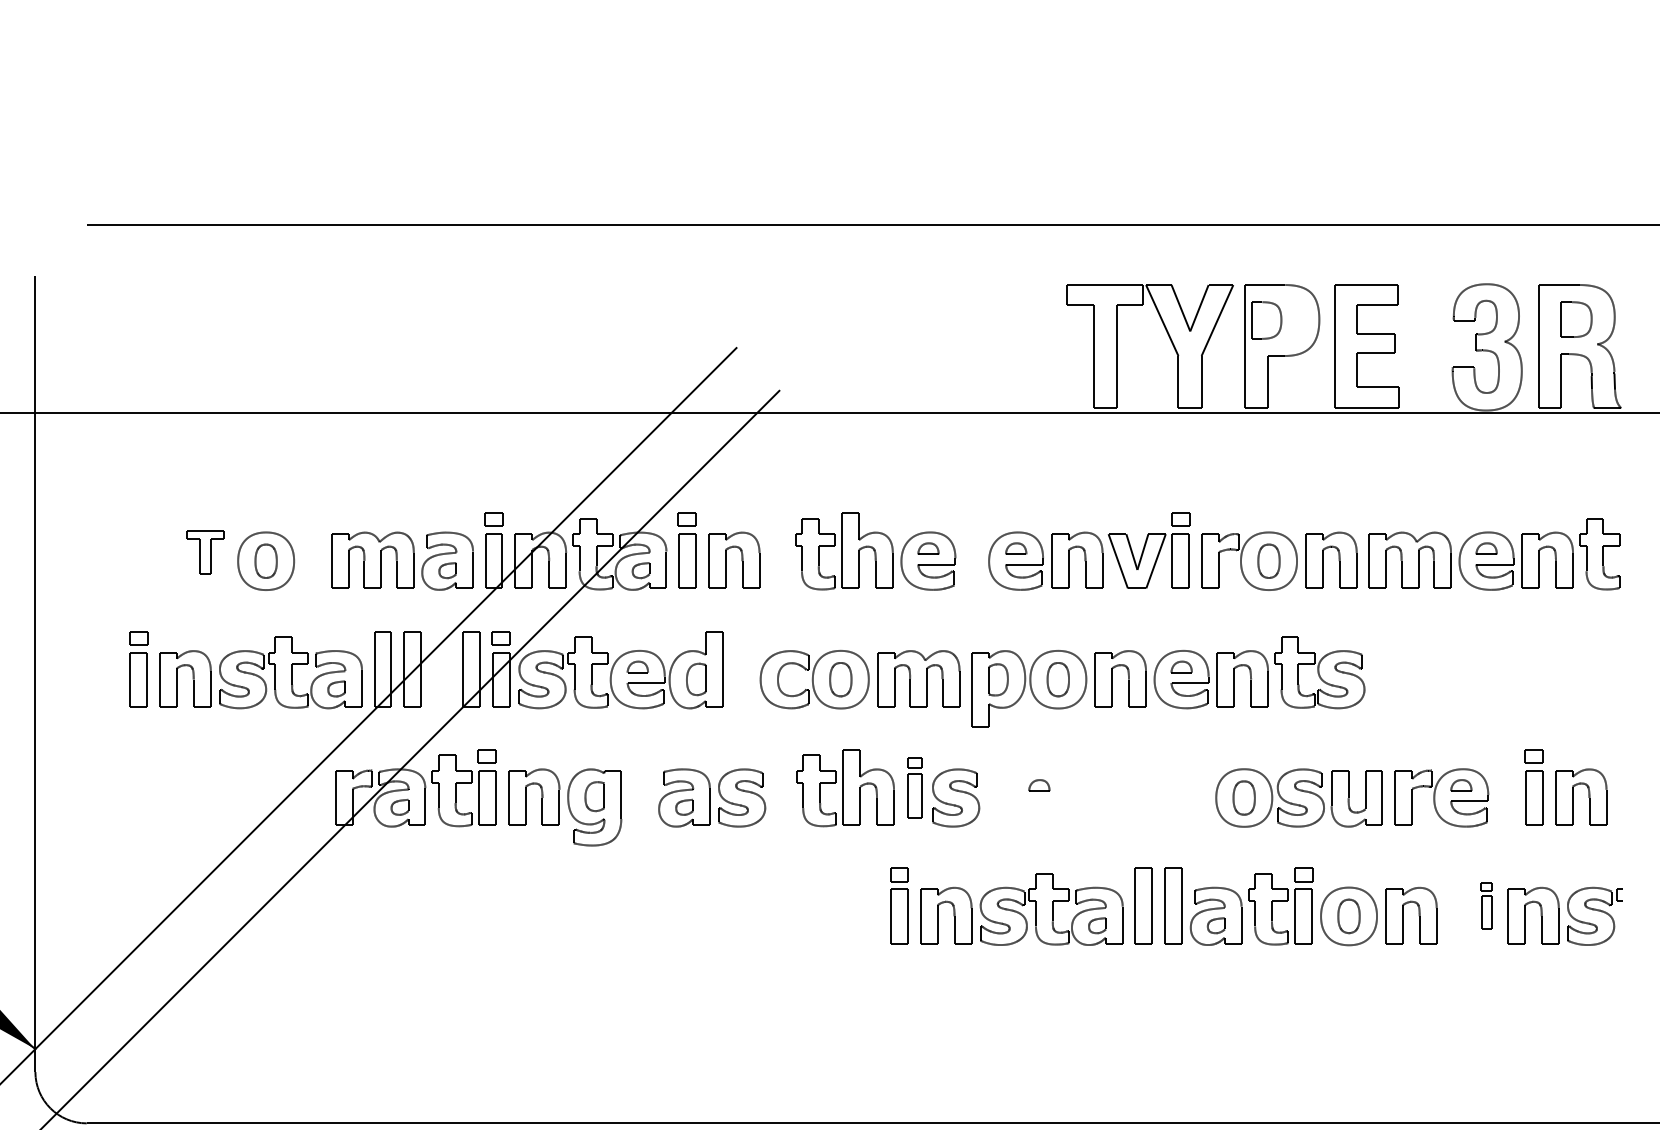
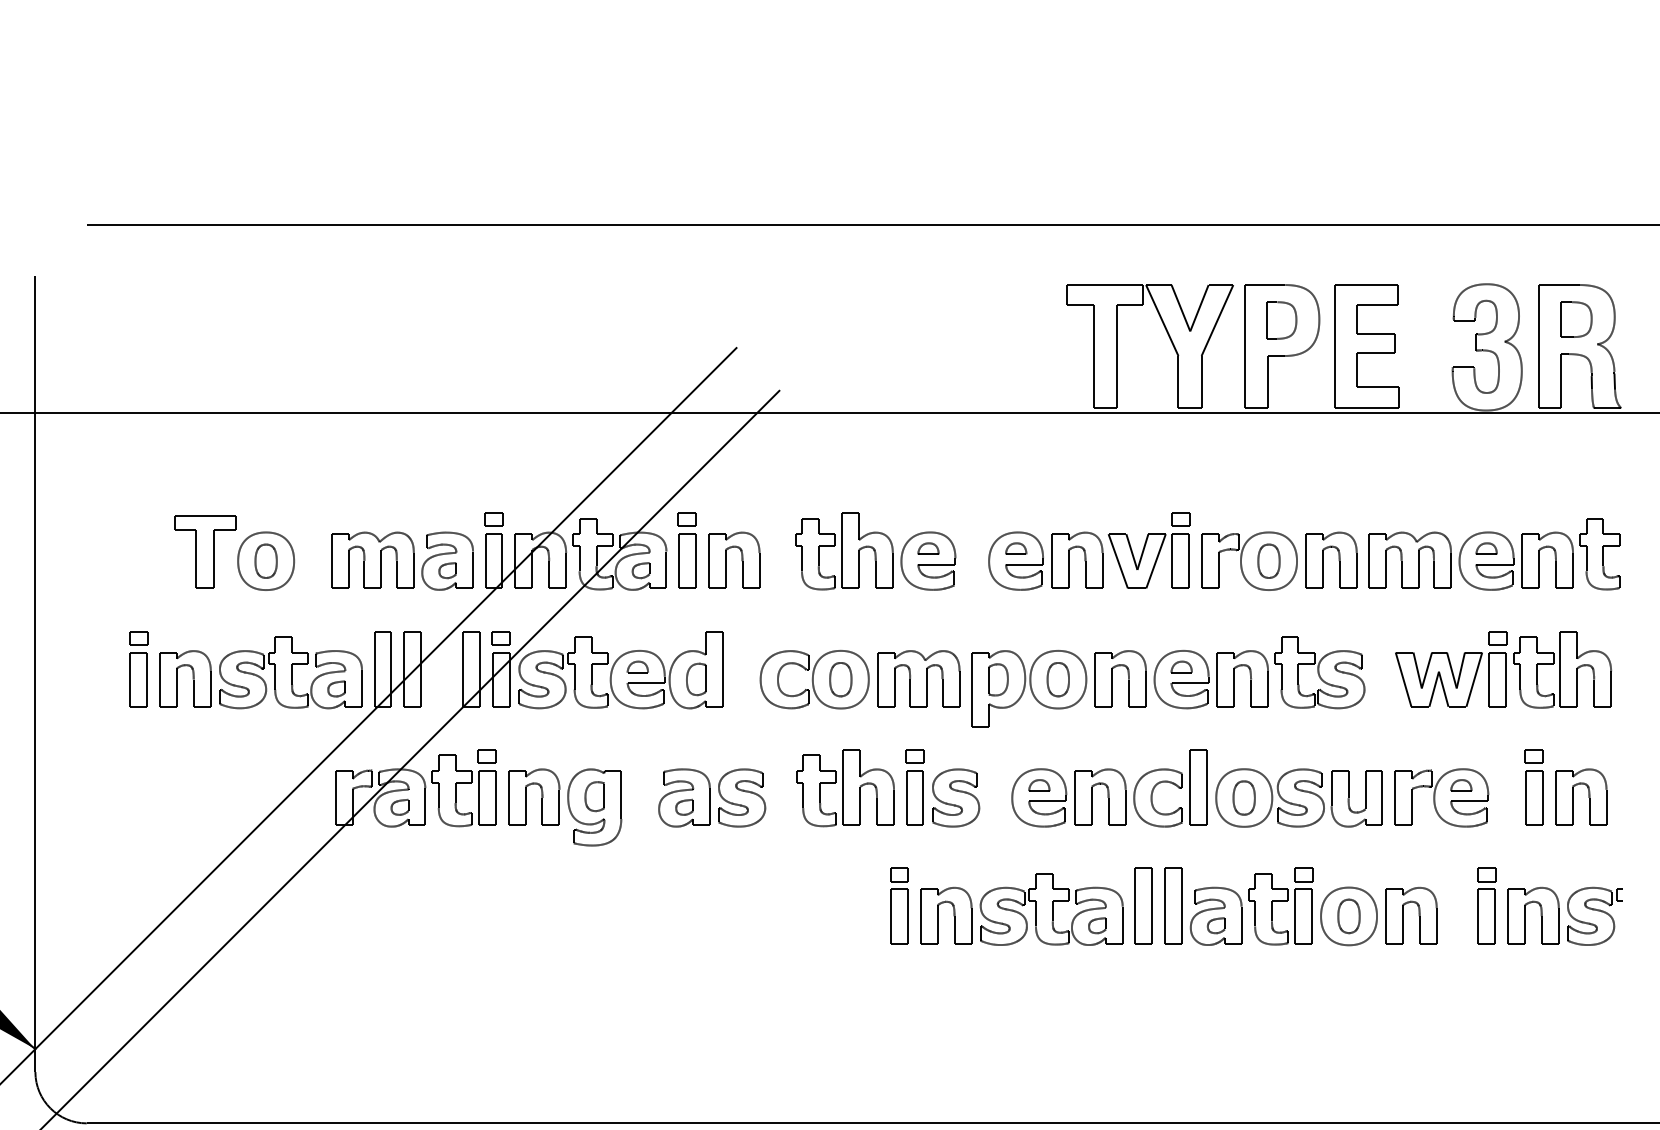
part position: (1266, 320) -> (1281, 320) (1281, 320)
part size: 39x45 px -> 63x74 px (205, 551)
part: none -> present (1503, 669)
part size: 16x62 px -> 20x77 px (914, 787)
part: none -> present (1109, 788)
part size: 13x48 px -> 20x78 px (1486, 905)
